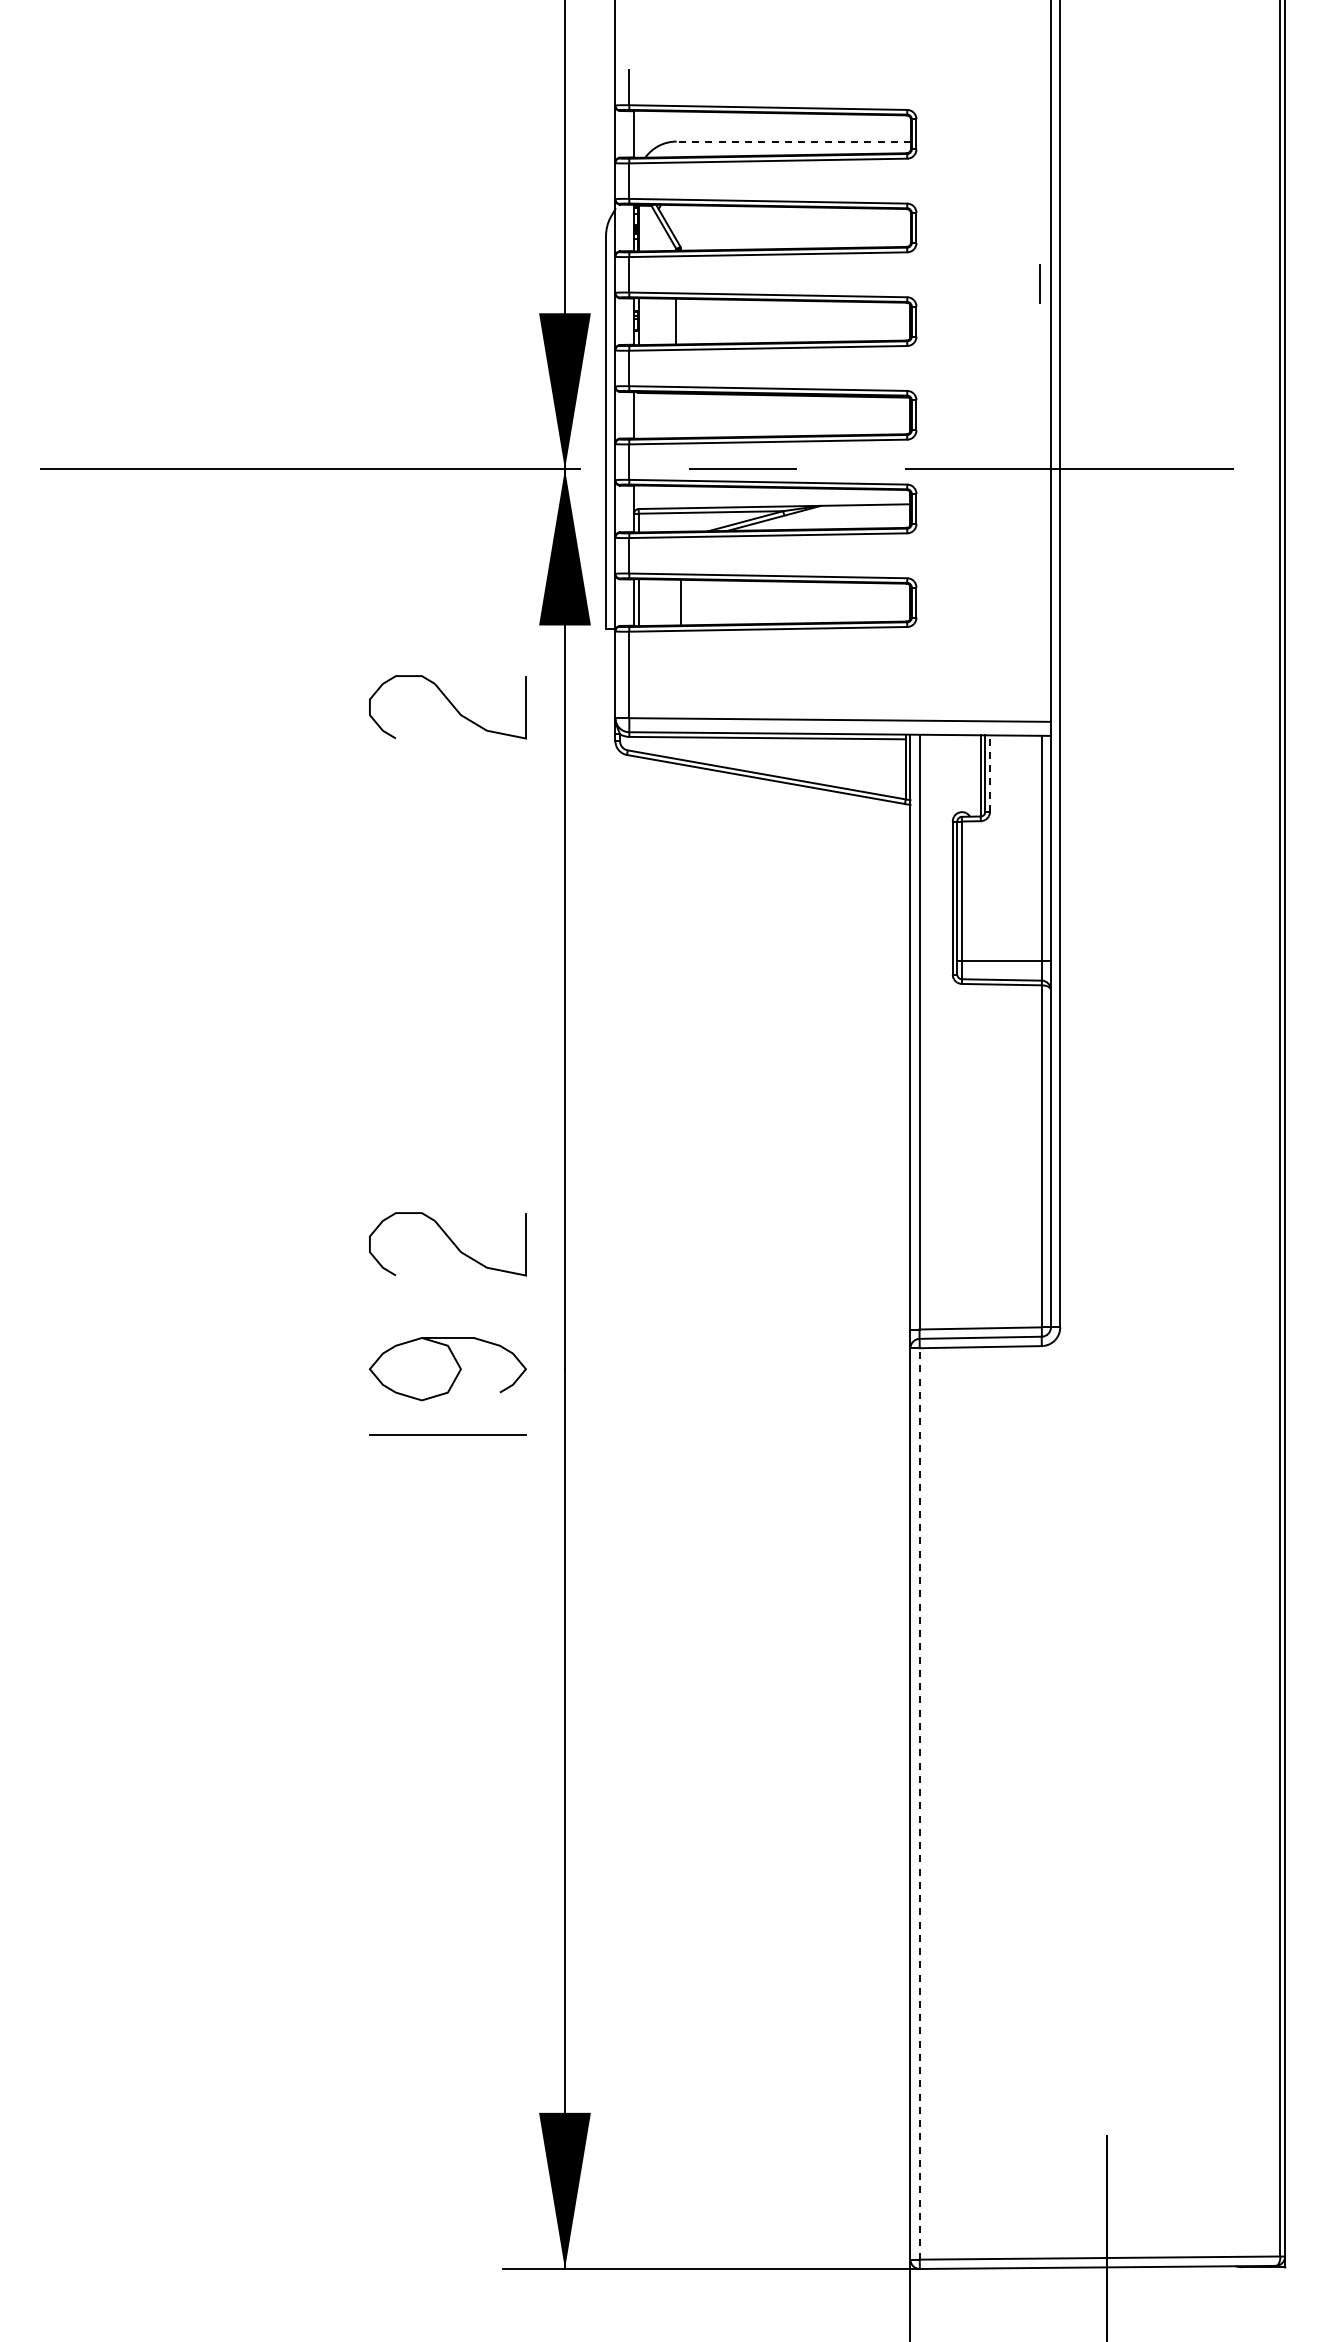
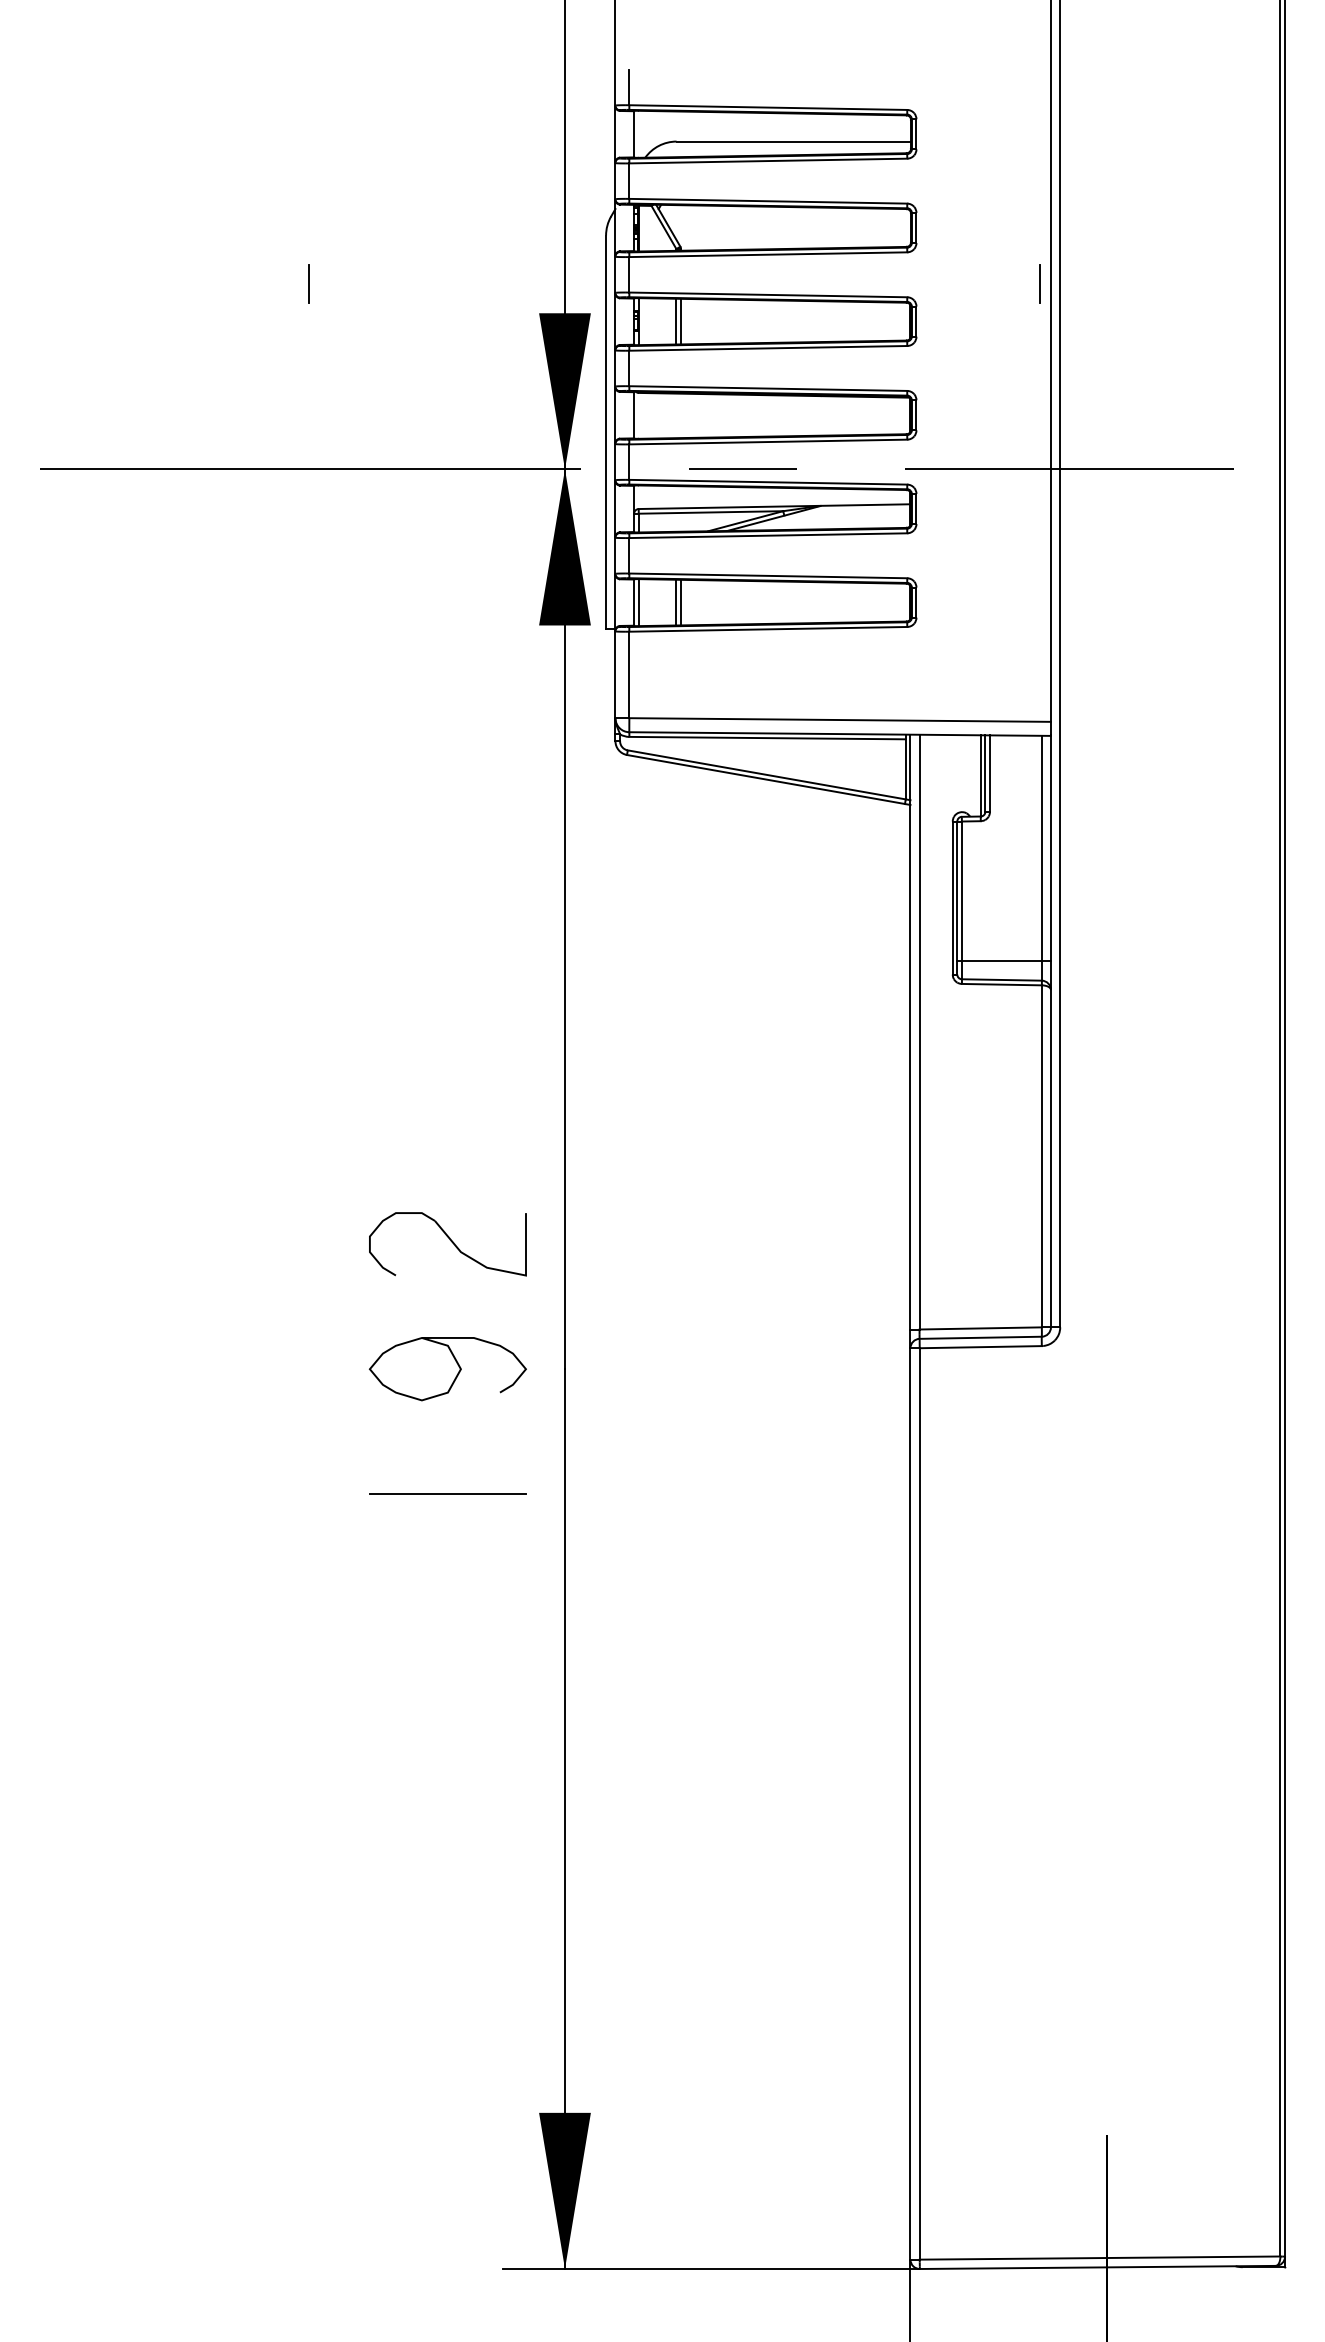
line: dashed -> solid (793, 141)
line: none -> present (309, 283)
line: none -> present (681, 321)
line: none -> present (676, 602)
part: present -> none (447, 707)
line: dashed -> solid (990, 773)
line position: (447, 1434) -> (447, 1493) (447, 1493)
line: dashed -> solid (919, 1803)
